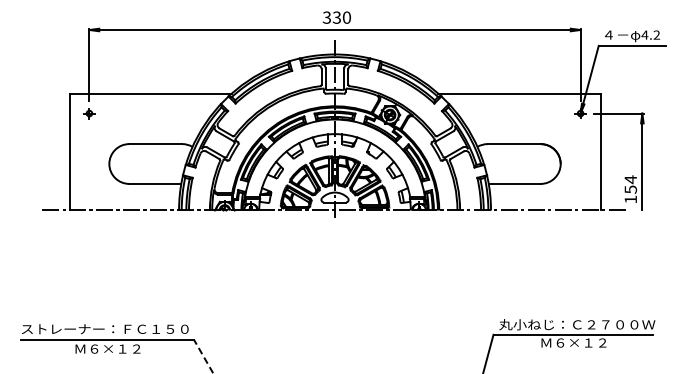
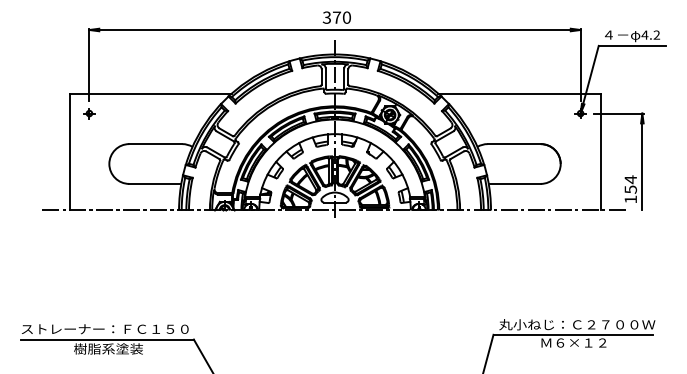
text: 330 -> 370 (336, 17)
text: Ｍ６×１２ -> 樹脂系塗装 (108, 348)
line: dashed -> solid (203, 356)
